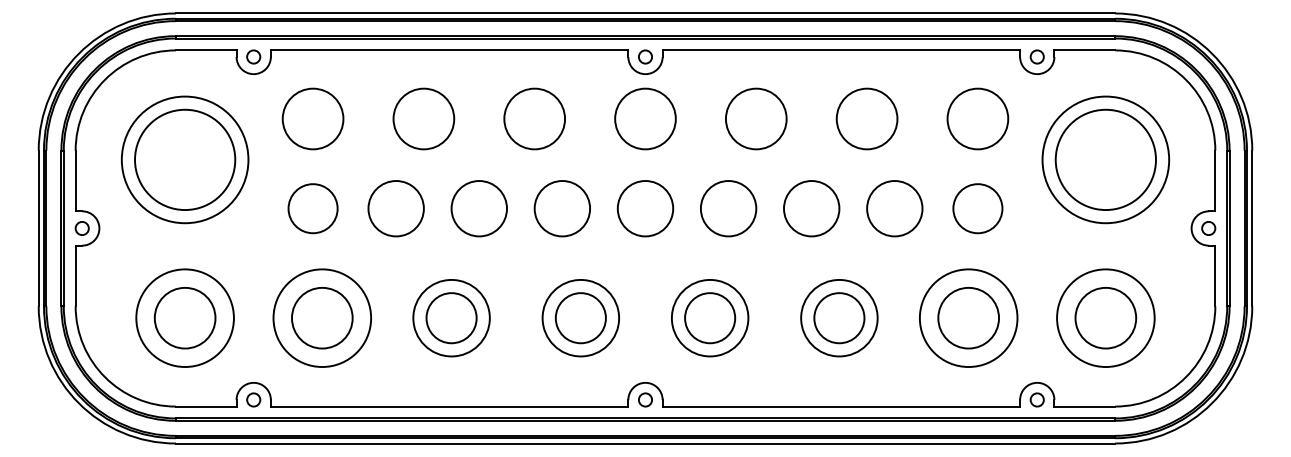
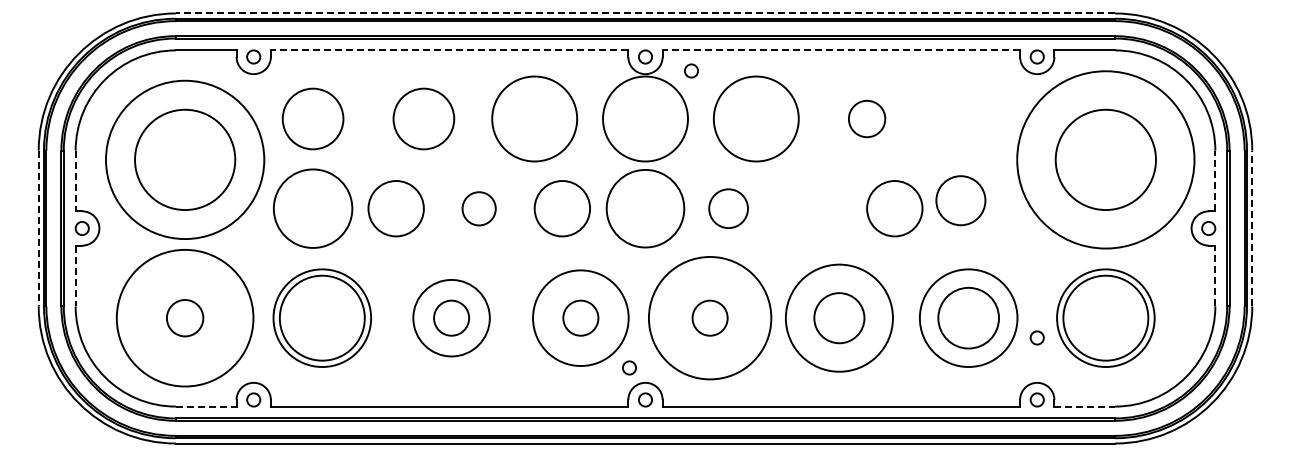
line: solid -> dashed (645, 13)
line: solid -> dashed (449, 50)
line: solid -> dashed (841, 50)
circle: none -> present (691, 70)
circle diameter: 61 px -> 85 px (534, 118)
circle diameter: 61 px -> 85 px (645, 118)
circle diameter: 61 px -> 85 px (755, 118)
circle diameter: 61 px -> 36 px (866, 118)
circle: present -> none (977, 118)
circle diameter: 127 px -> 158 px (185, 159)
circle diameter: 127 px -> 177 px (1105, 159)
line: solid -> dashed (1215, 180)
line: solid -> dashed (75, 181)
circle diameter: 49 px -> 79 px (312, 208)
circle size: 58x58 px -> 36x36 px (478, 208)
circle diameter: 55 px -> 78 px (645, 208)
circle diameter: 55 px -> 39 px (728, 208)
circle: present -> none (811, 208)
circle position: (977, 208) -> (960, 200) (960, 200)
line: solid -> dashed (38, 228)
line: solid -> dashed (1252, 228)
line: solid -> dashed (1215, 275)
line: solid -> dashed (75, 276)
circle diameter: 61 px -> 36 px (184, 318)
circle diameter: 61 px -> 85 px (321, 317)
circle diameter: 77 px -> 96 px (580, 318)
circle diameter: 77 px -> 122 px (709, 317)
circle diameter: 77 px -> 107 px (838, 317)
circle diameter: 61 px -> 85 px (1105, 317)
circle diameter: 98 px -> 137 px (184, 317)
circle diameter: 50 px -> 35 px (451, 317)
circle diameter: 50 px -> 35 px (580, 317)
circle diameter: 50 px -> 35 px (709, 317)
circle: none -> present (1036, 337)
circle: none -> present (629, 367)
line: solid -> dashed (206, 406)
line: solid -> dashed (1085, 406)
